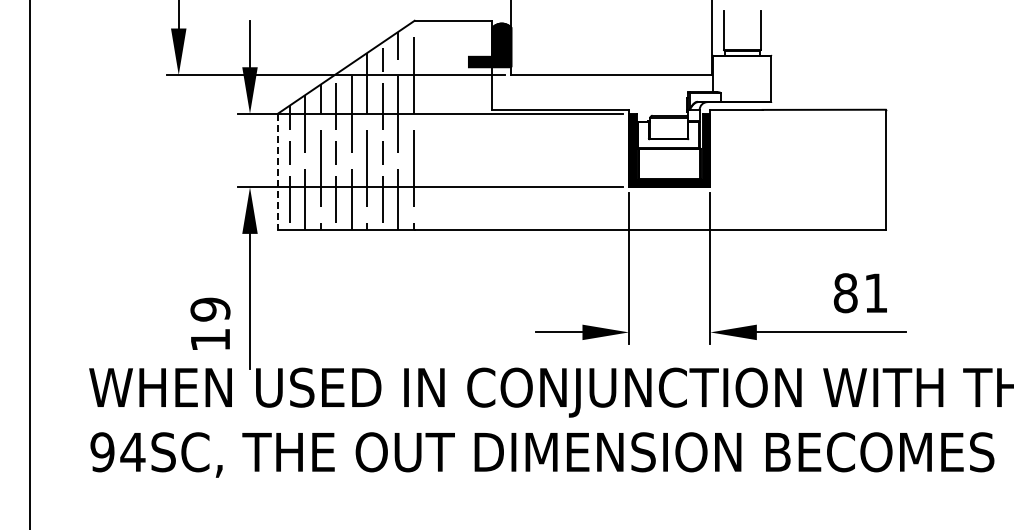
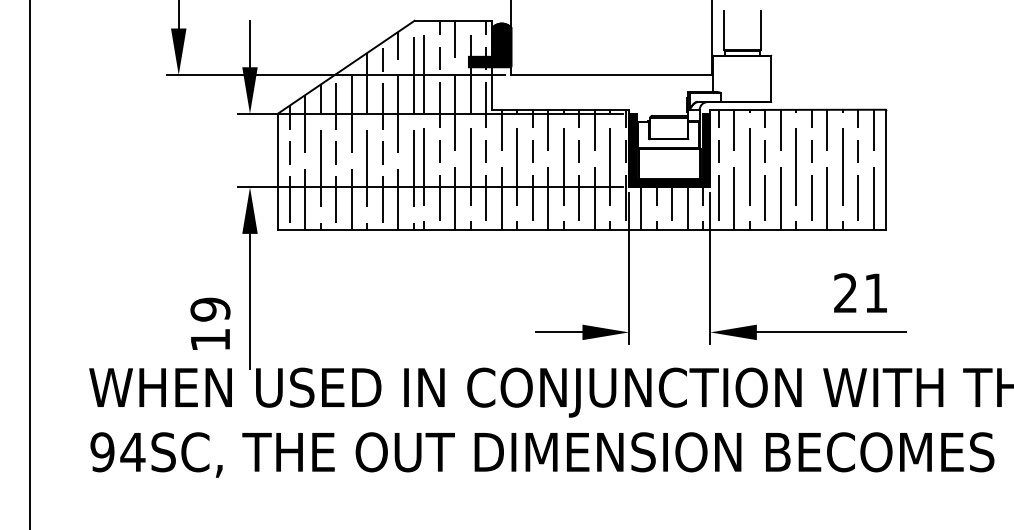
hatch: none -> present (648, 125)
line: dashed -> solid (277, 172)
text: 81 -> 21 (845, 293)
